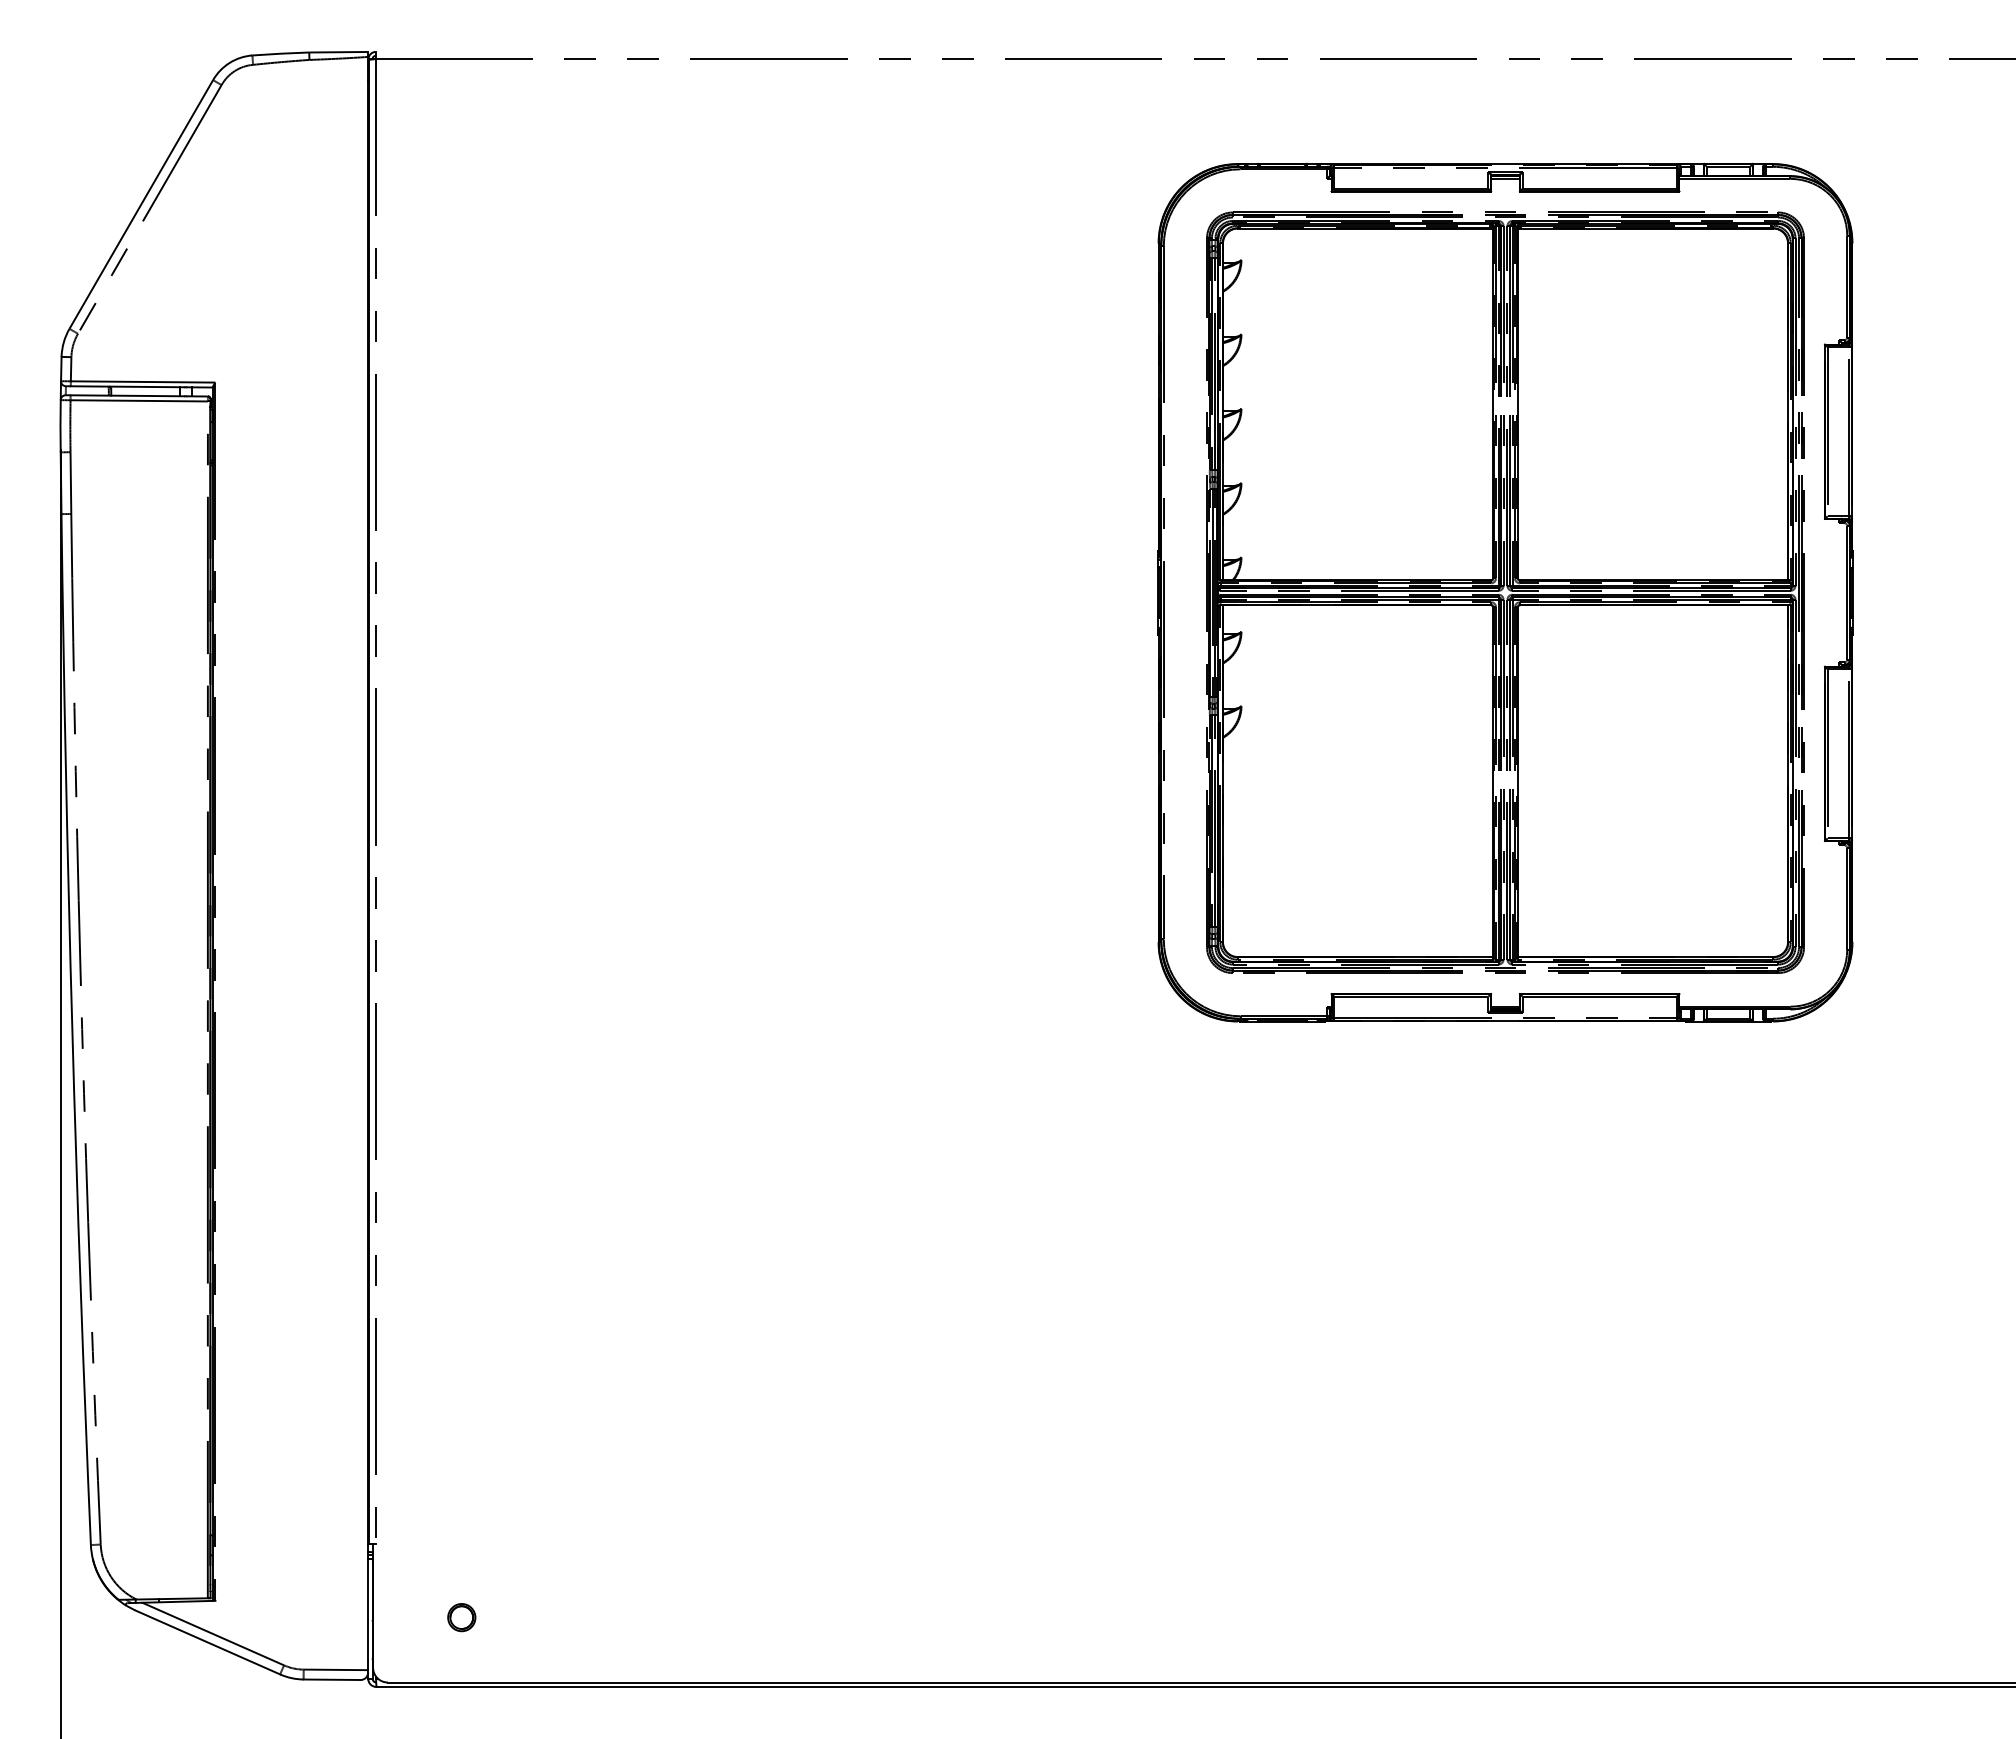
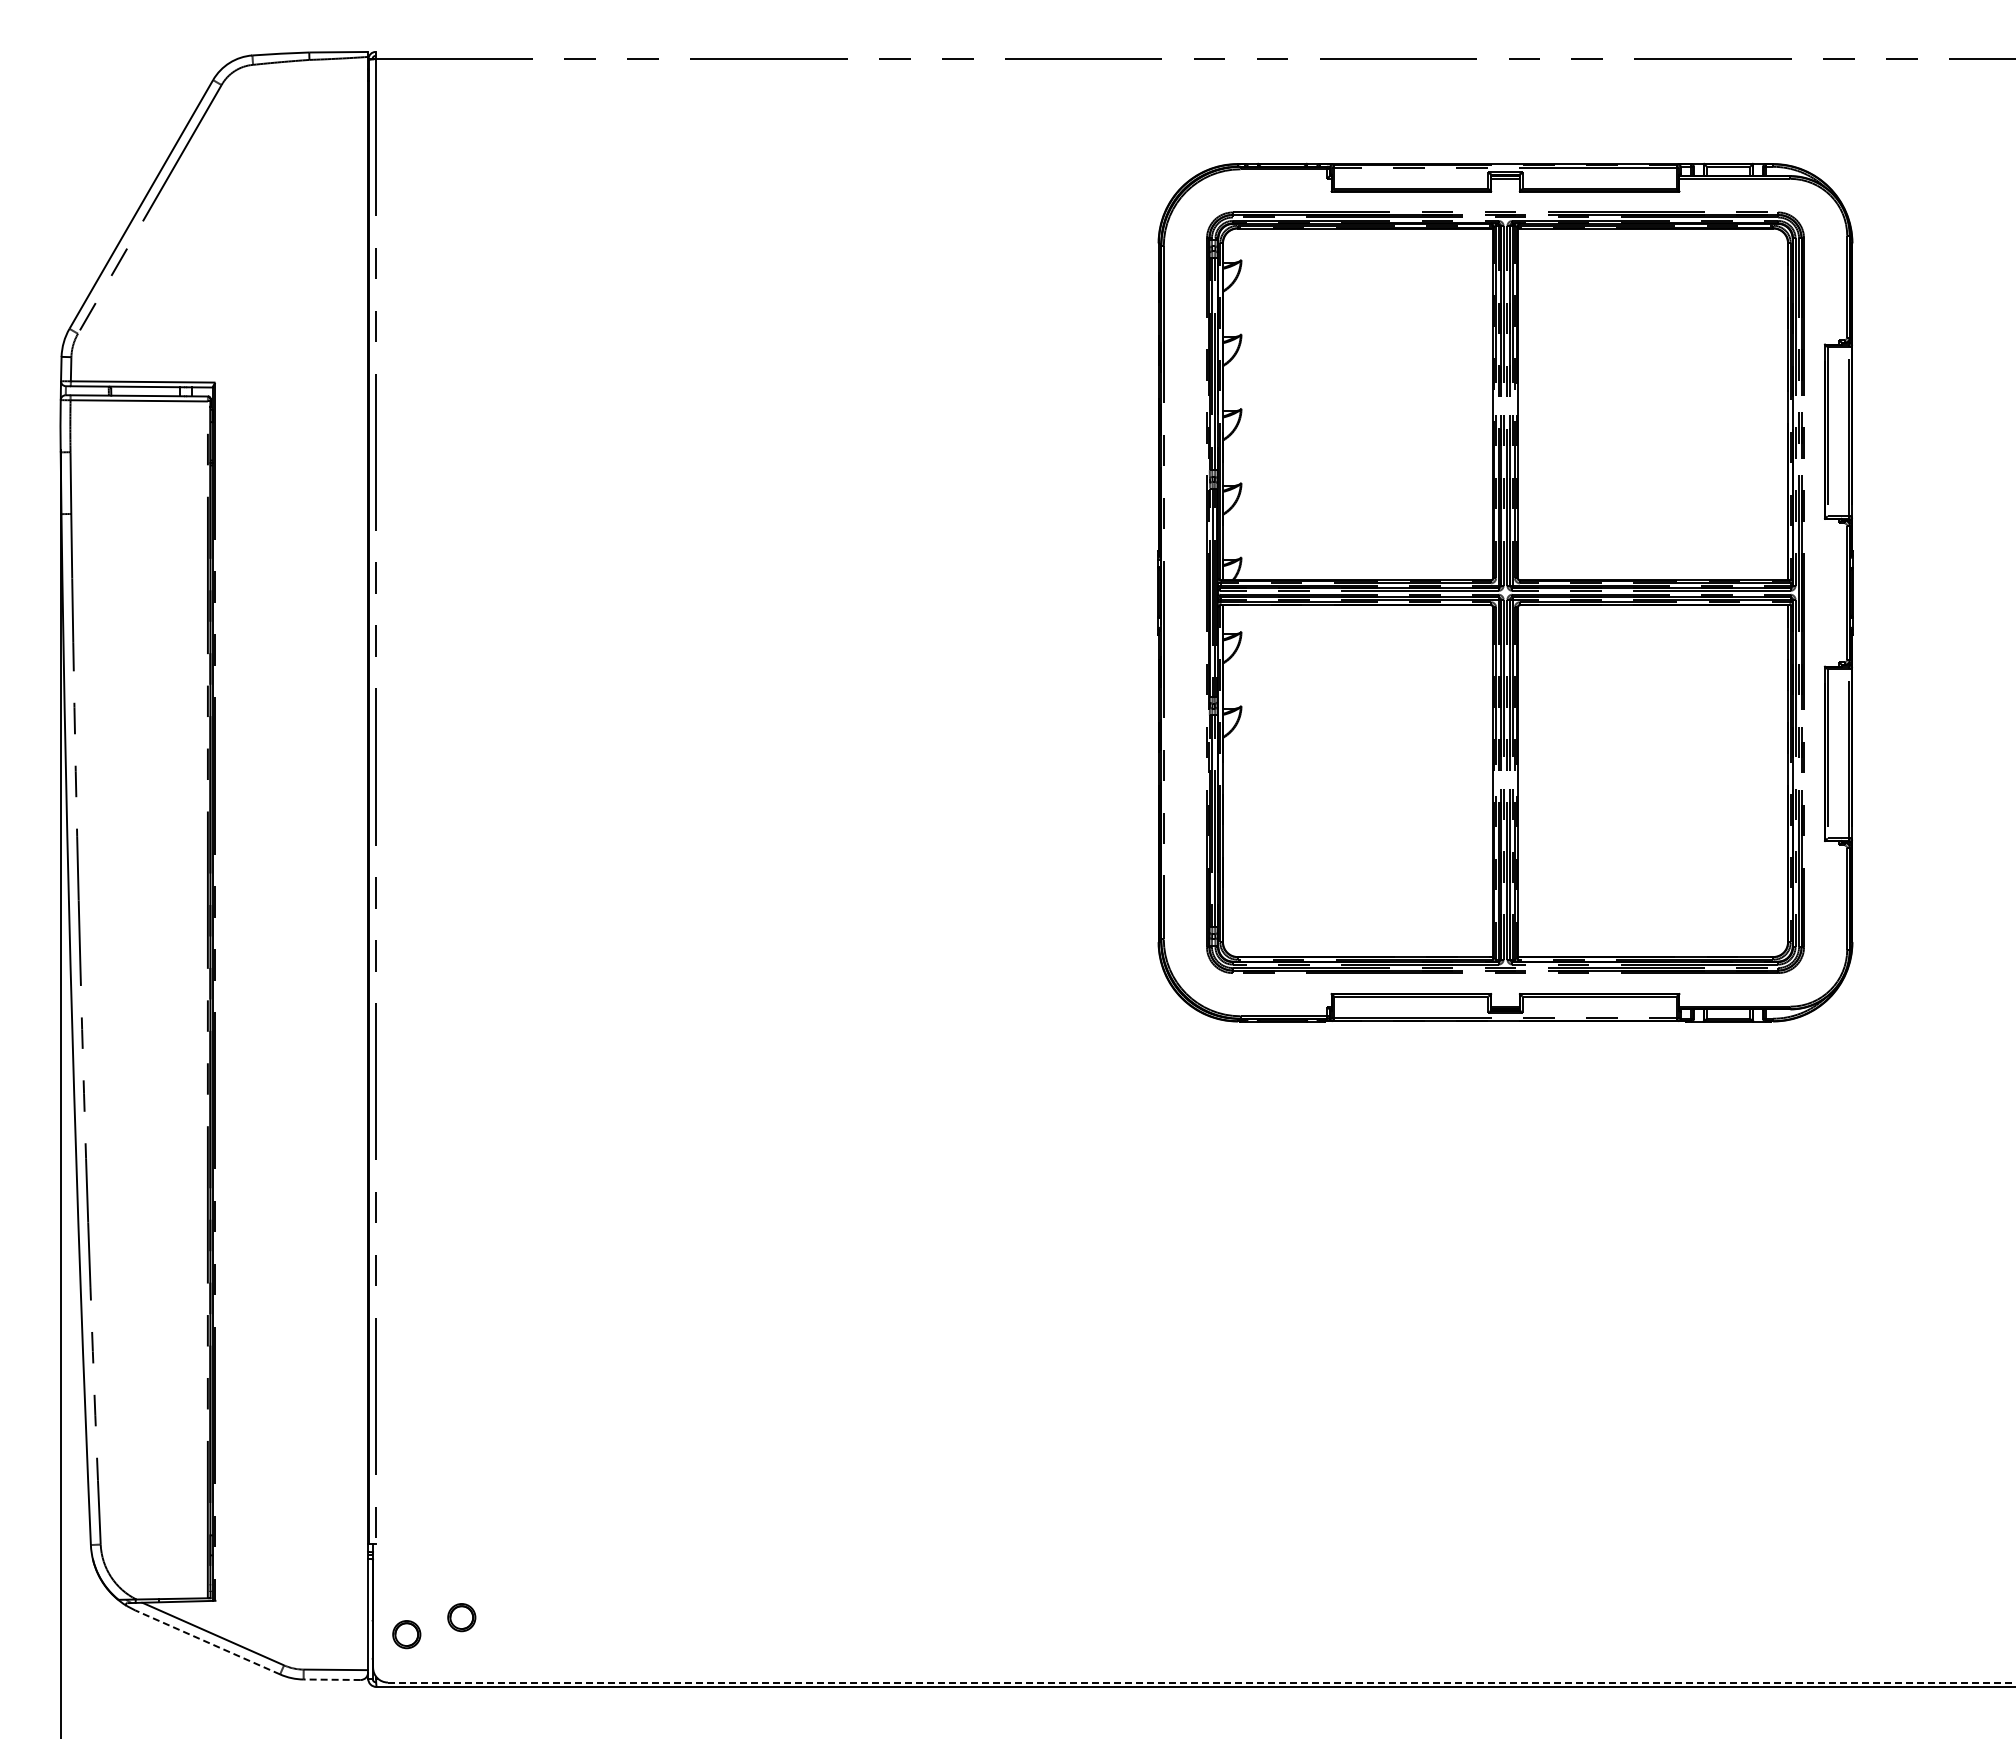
part: none -> present (406, 1634)
line: solid -> dashed (207, 1642)
line: solid -> dashed (331, 1679)
line: solid -> dashed (1201, 1682)
